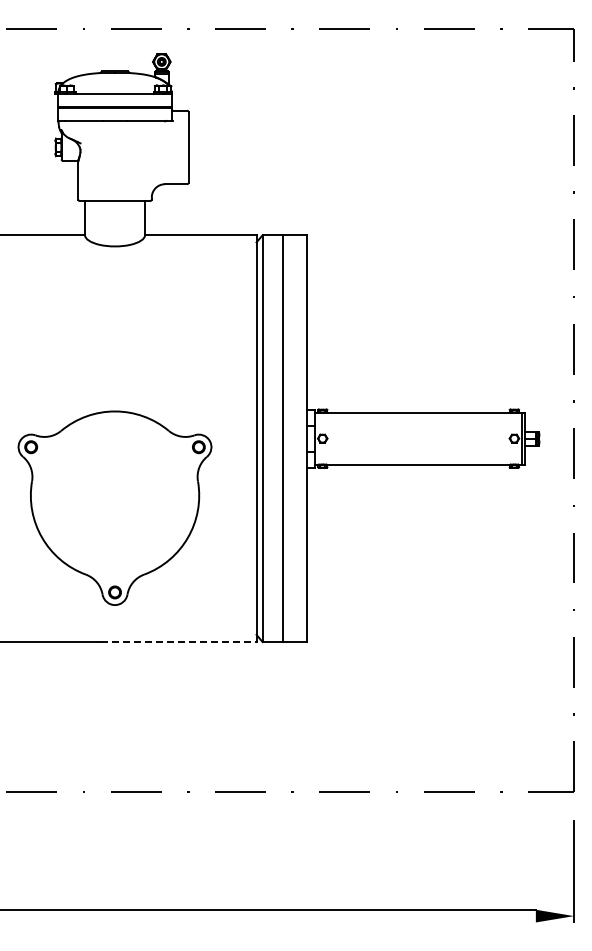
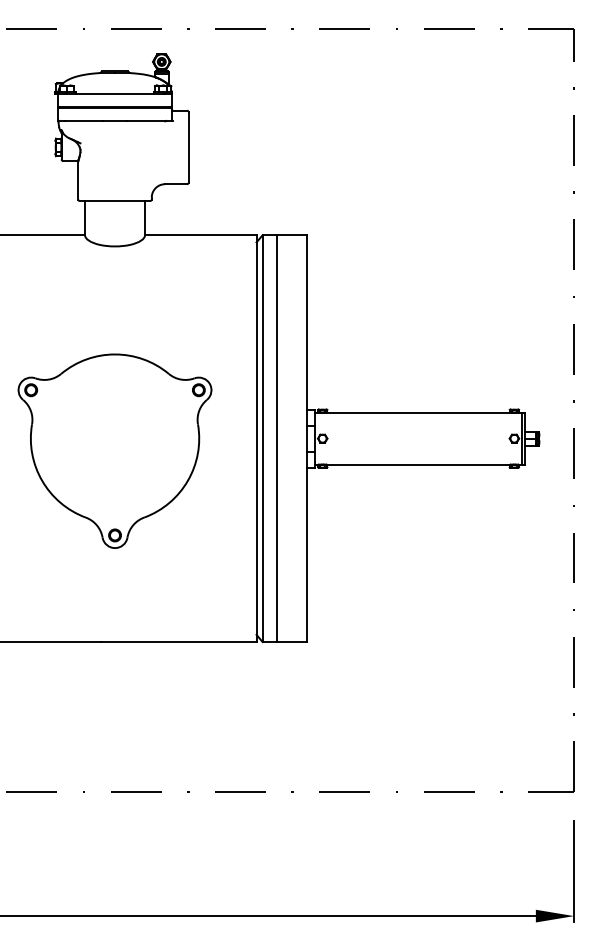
line position: (282, 438) -> (276, 438) (276, 438)
part position: (114, 507) -> (114, 450) (114, 450)
line: dashed -> solid (178, 642)
line position: (268, 910) -> (268, 916) (268, 916)
